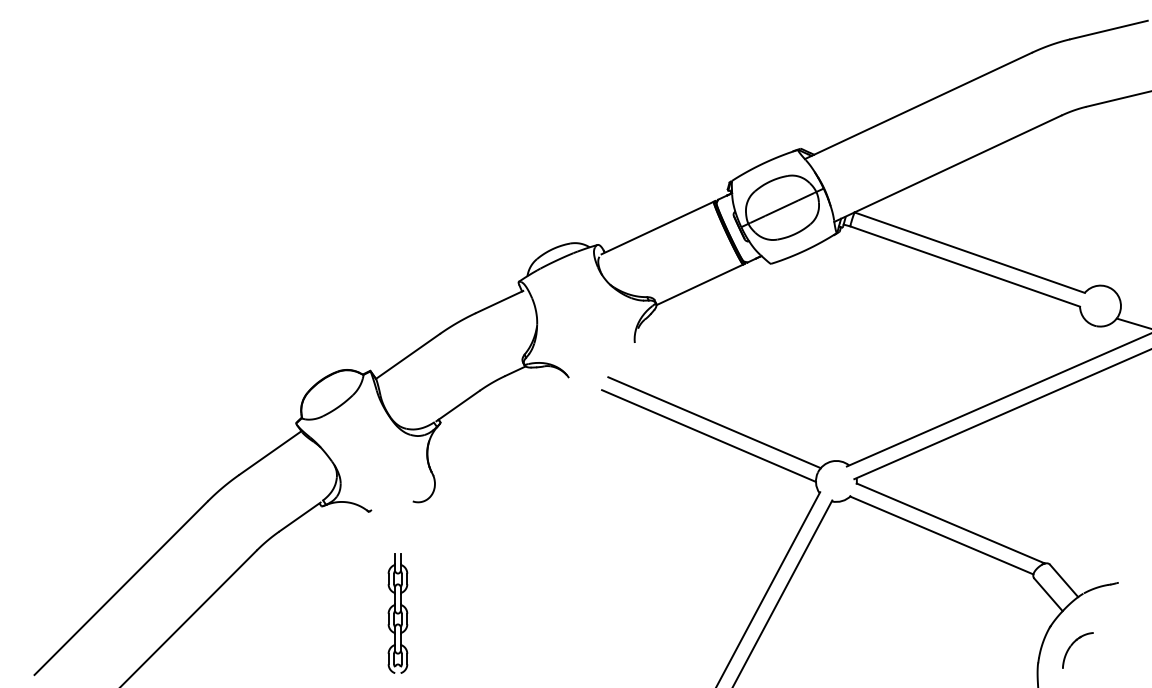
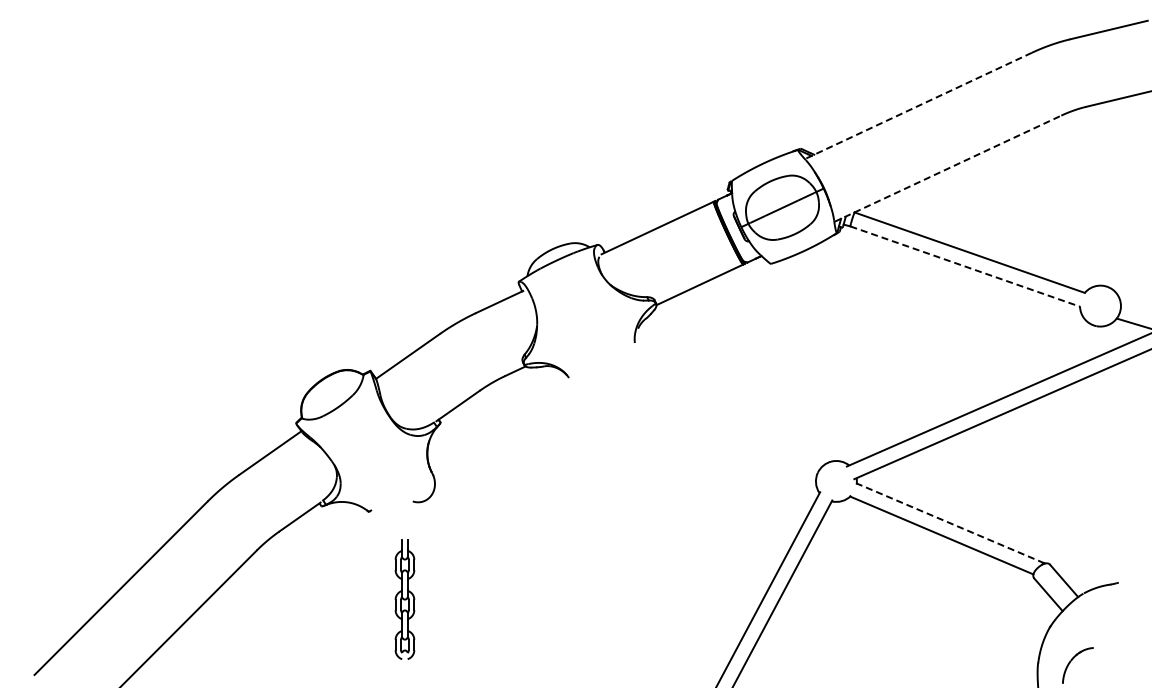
line: solid -> dashed (917, 106)
line: solid -> dashed (948, 168)
line: solid -> dashed (965, 266)
line: present -> none (714, 422)
line: present -> none (708, 435)
line: solid -> dashed (950, 523)
part position: (397, 613) -> (404, 599) (404, 599)
part position: (1072, 645) -> (1072, 660) (1072, 660)
